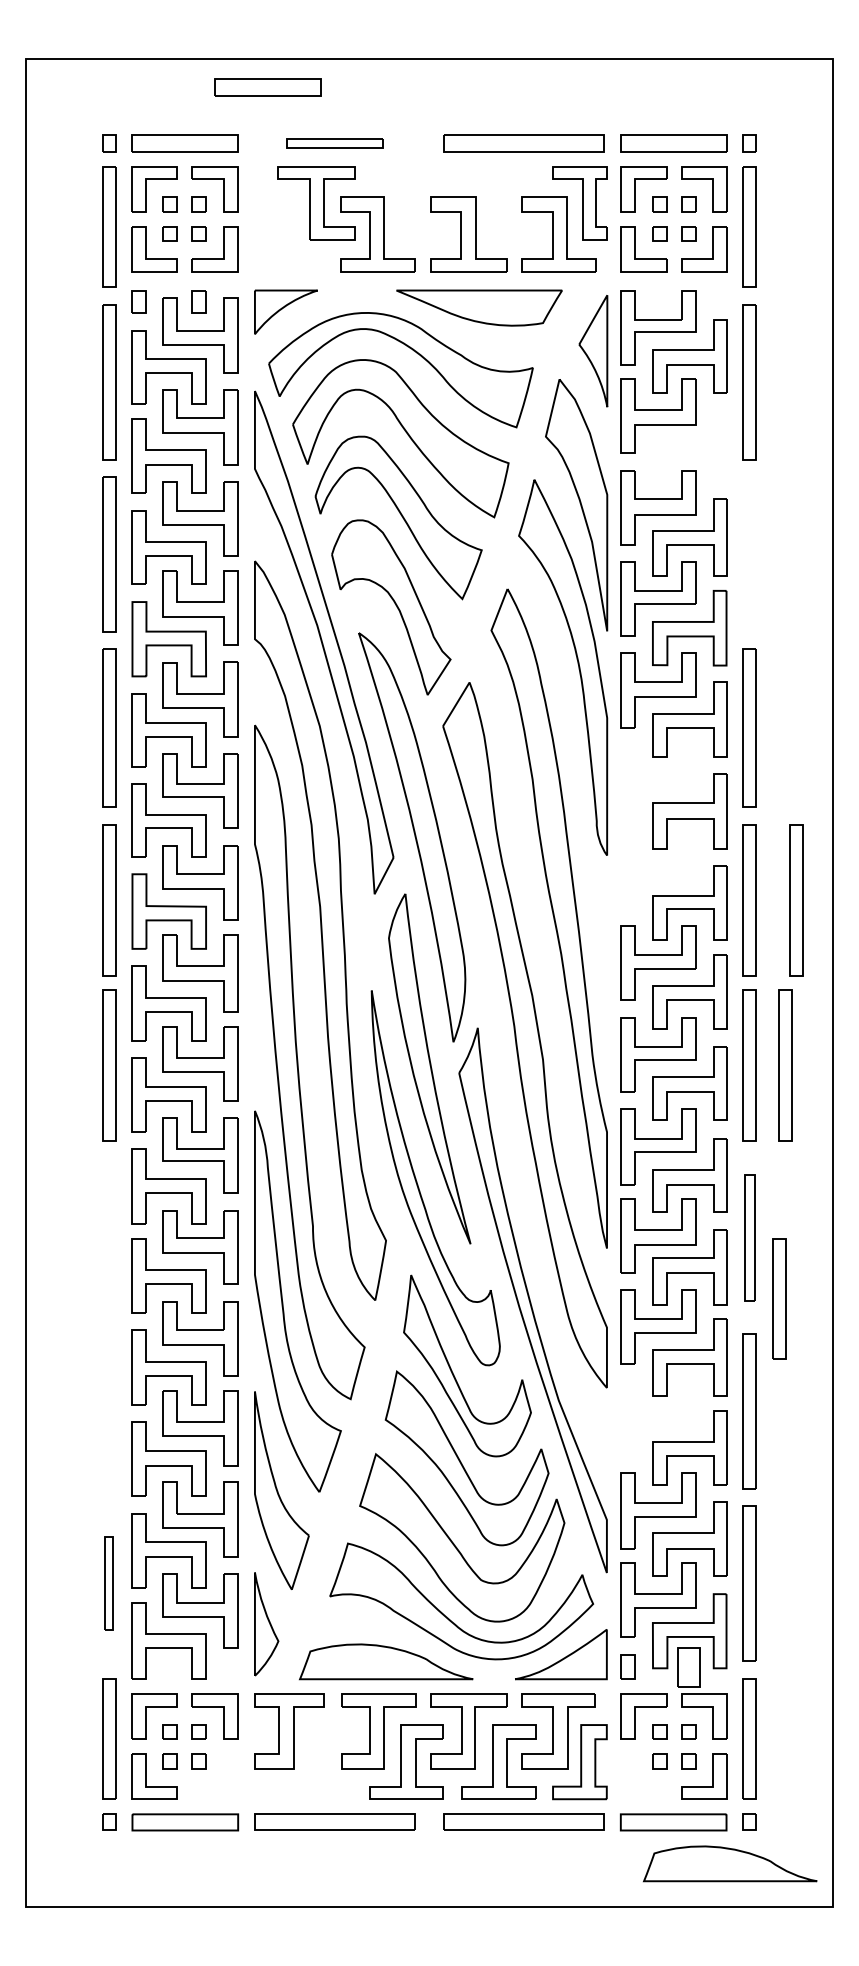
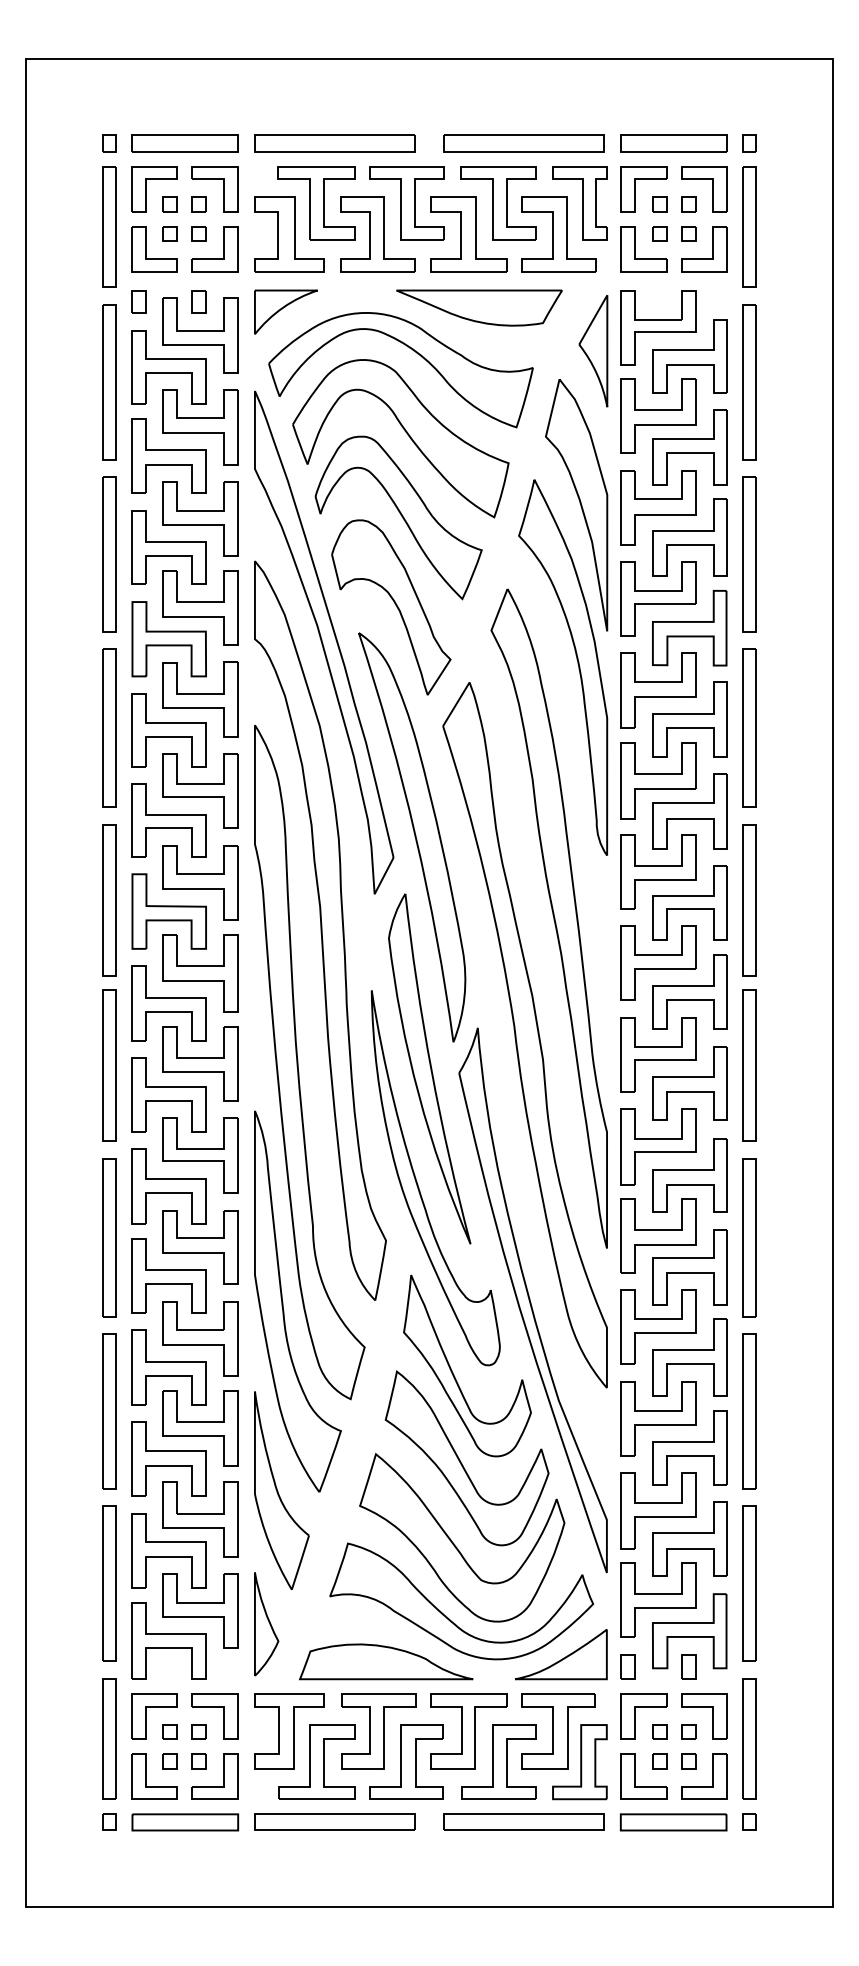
part: present -> none (267, 87)
part size: 98x11 px -> 162x19 px (334, 143)
part: none -> present (406, 203)
part: none -> present (498, 203)
part: none -> present (289, 234)
part: none -> present (689, 447)
part: none -> present (749, 554)
part: none -> present (658, 780)
part: none -> present (658, 871)
part: present -> none (796, 900)
part: present -> none (785, 1065)
part: none -> present (109, 1237)
part size: 12x128 px -> 15x160 px (749, 1237)
part: present -> none (779, 1298)
part: none -> present (109, 1411)
part: none -> present (658, 1418)
part size: 10x95 px -> 15x157 px (109, 1583)
part size: 24x41 px -> 16x26 px (688, 1666)
part: none -> present (316, 1761)
part: none -> present (223, 1776)
part: none -> present (635, 1776)
part: present -> none (730, 1863)
